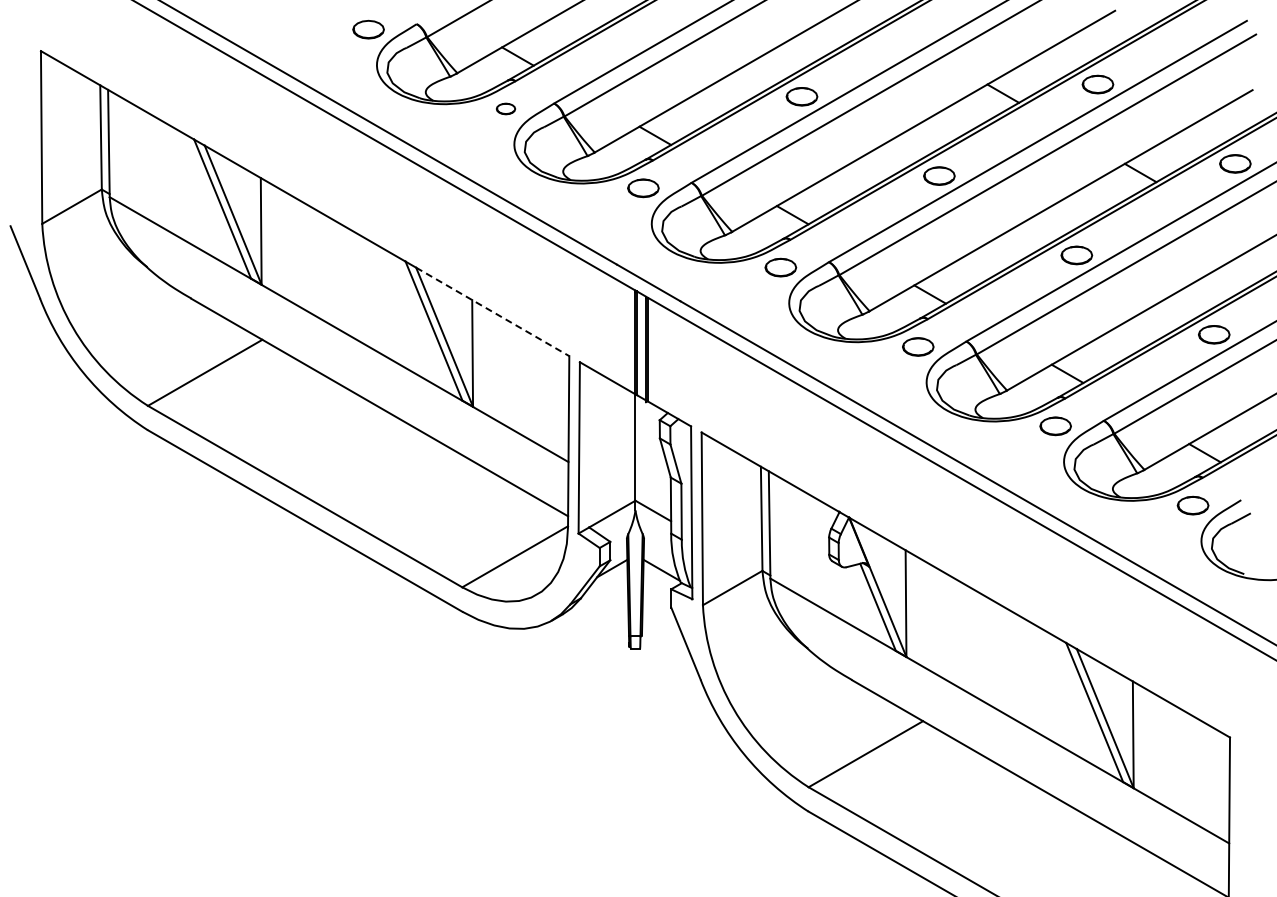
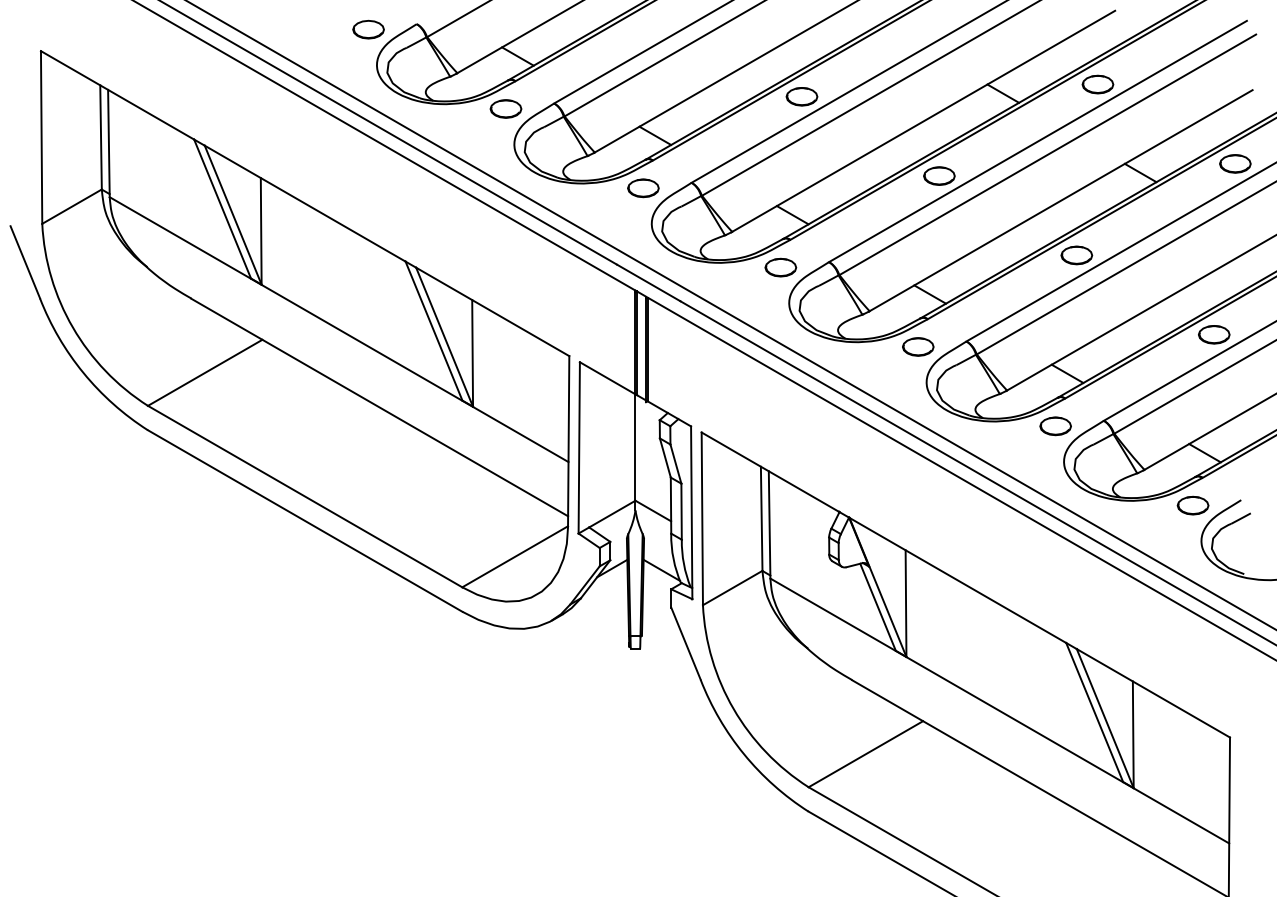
part size: 20x14 px -> 34x20 px (505, 108)
line: dashed -> solid (493, 312)
line: none -> present (730, 315)
